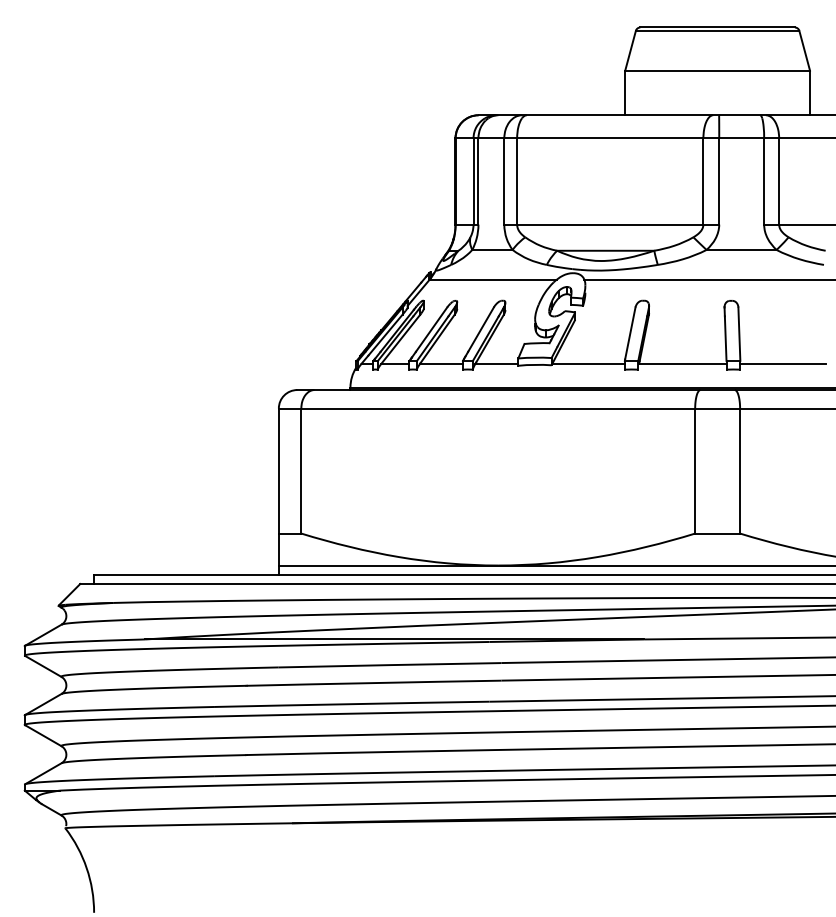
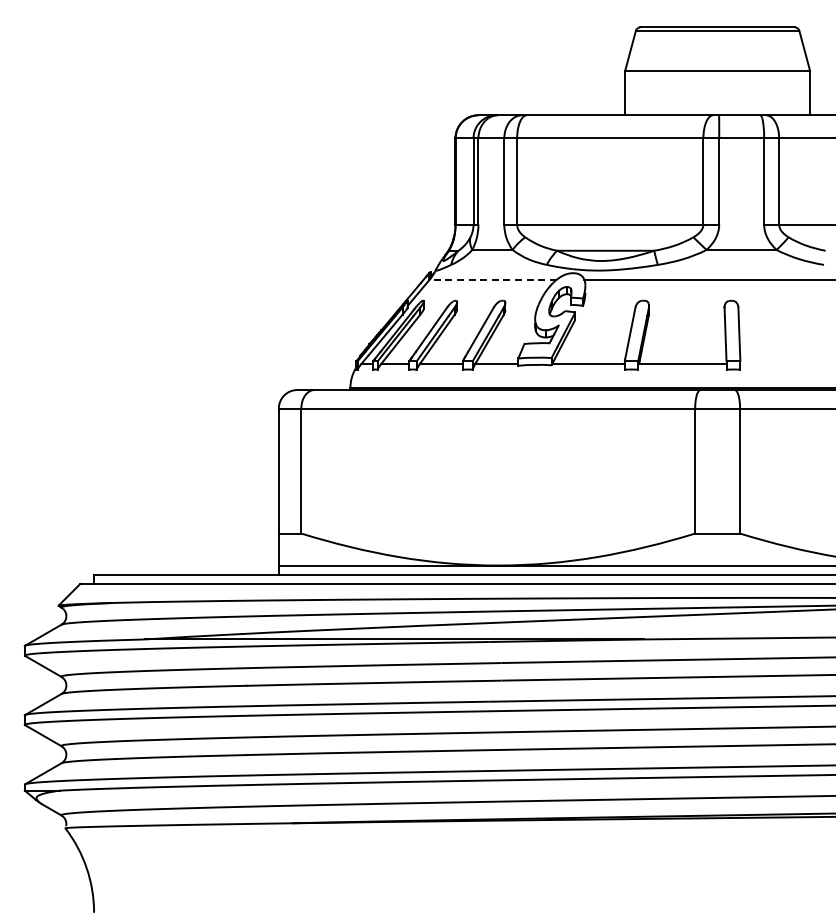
line: solid -> dashed (493, 279)
line: present -> none (782, 363)
